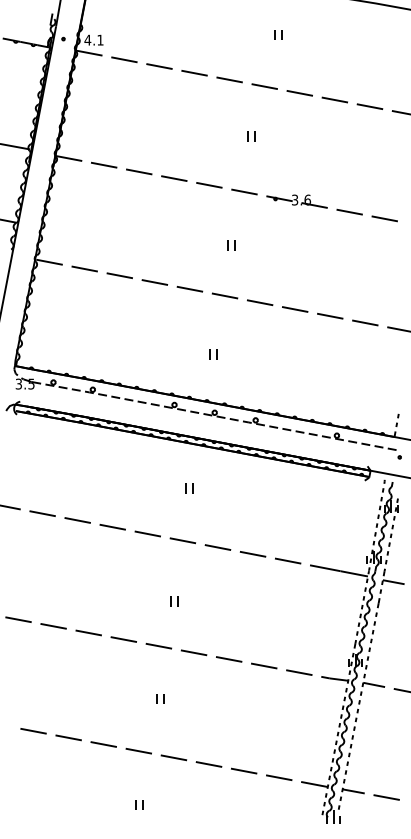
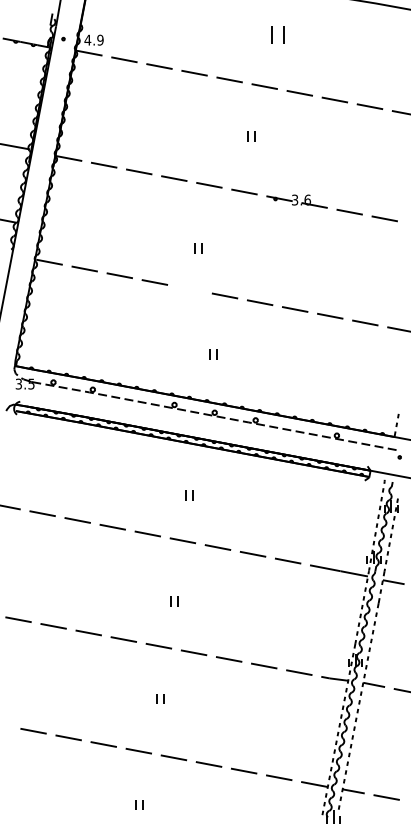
part size: 9x10 px -> 14x18 px (277, 34)
text: 4.1 -> 4.9 (100, 39)
part position: (231, 245) -> (198, 248) (198, 248)
line: present -> none (189, 289)
part position: (189, 488) -> (189, 495) (189, 495)
